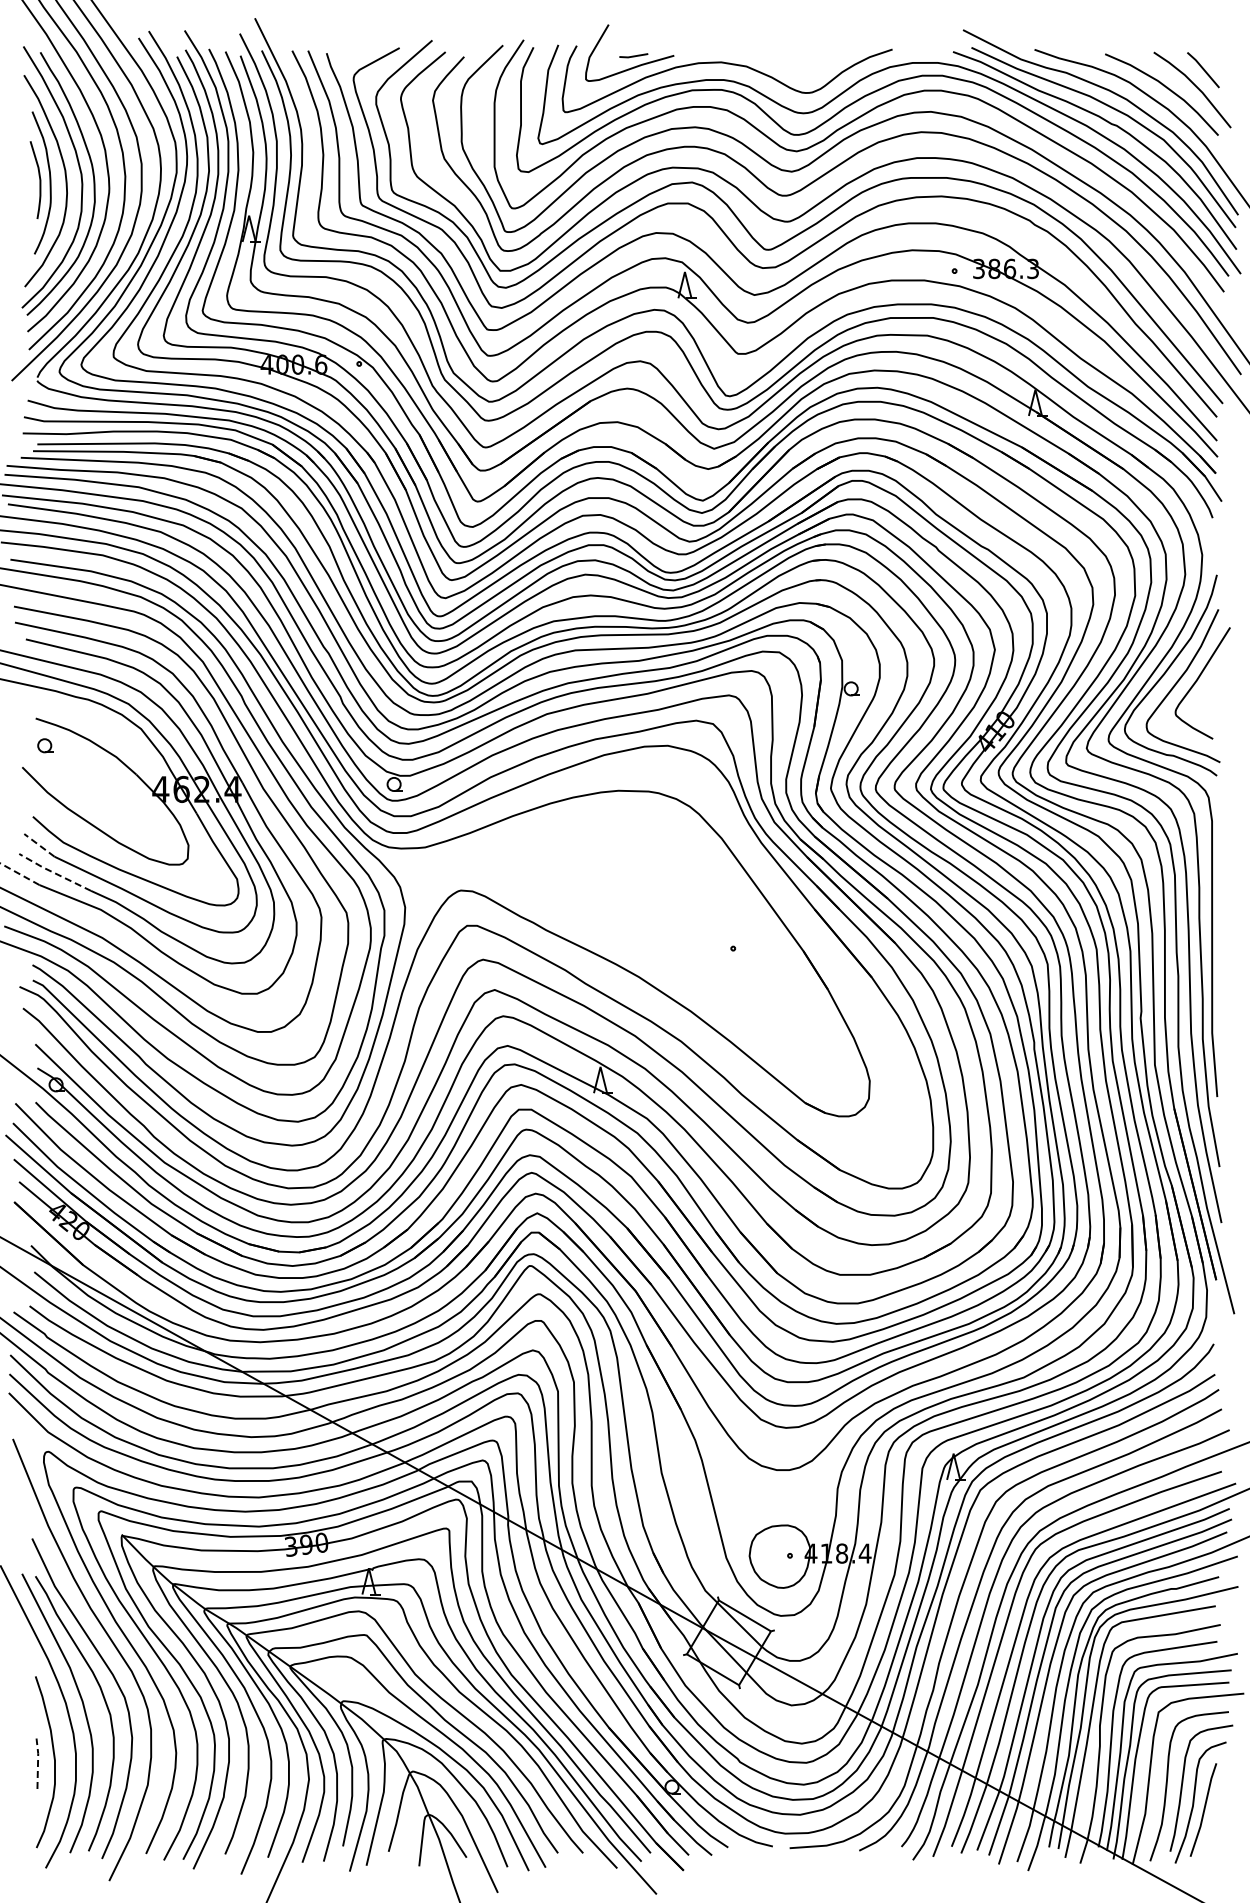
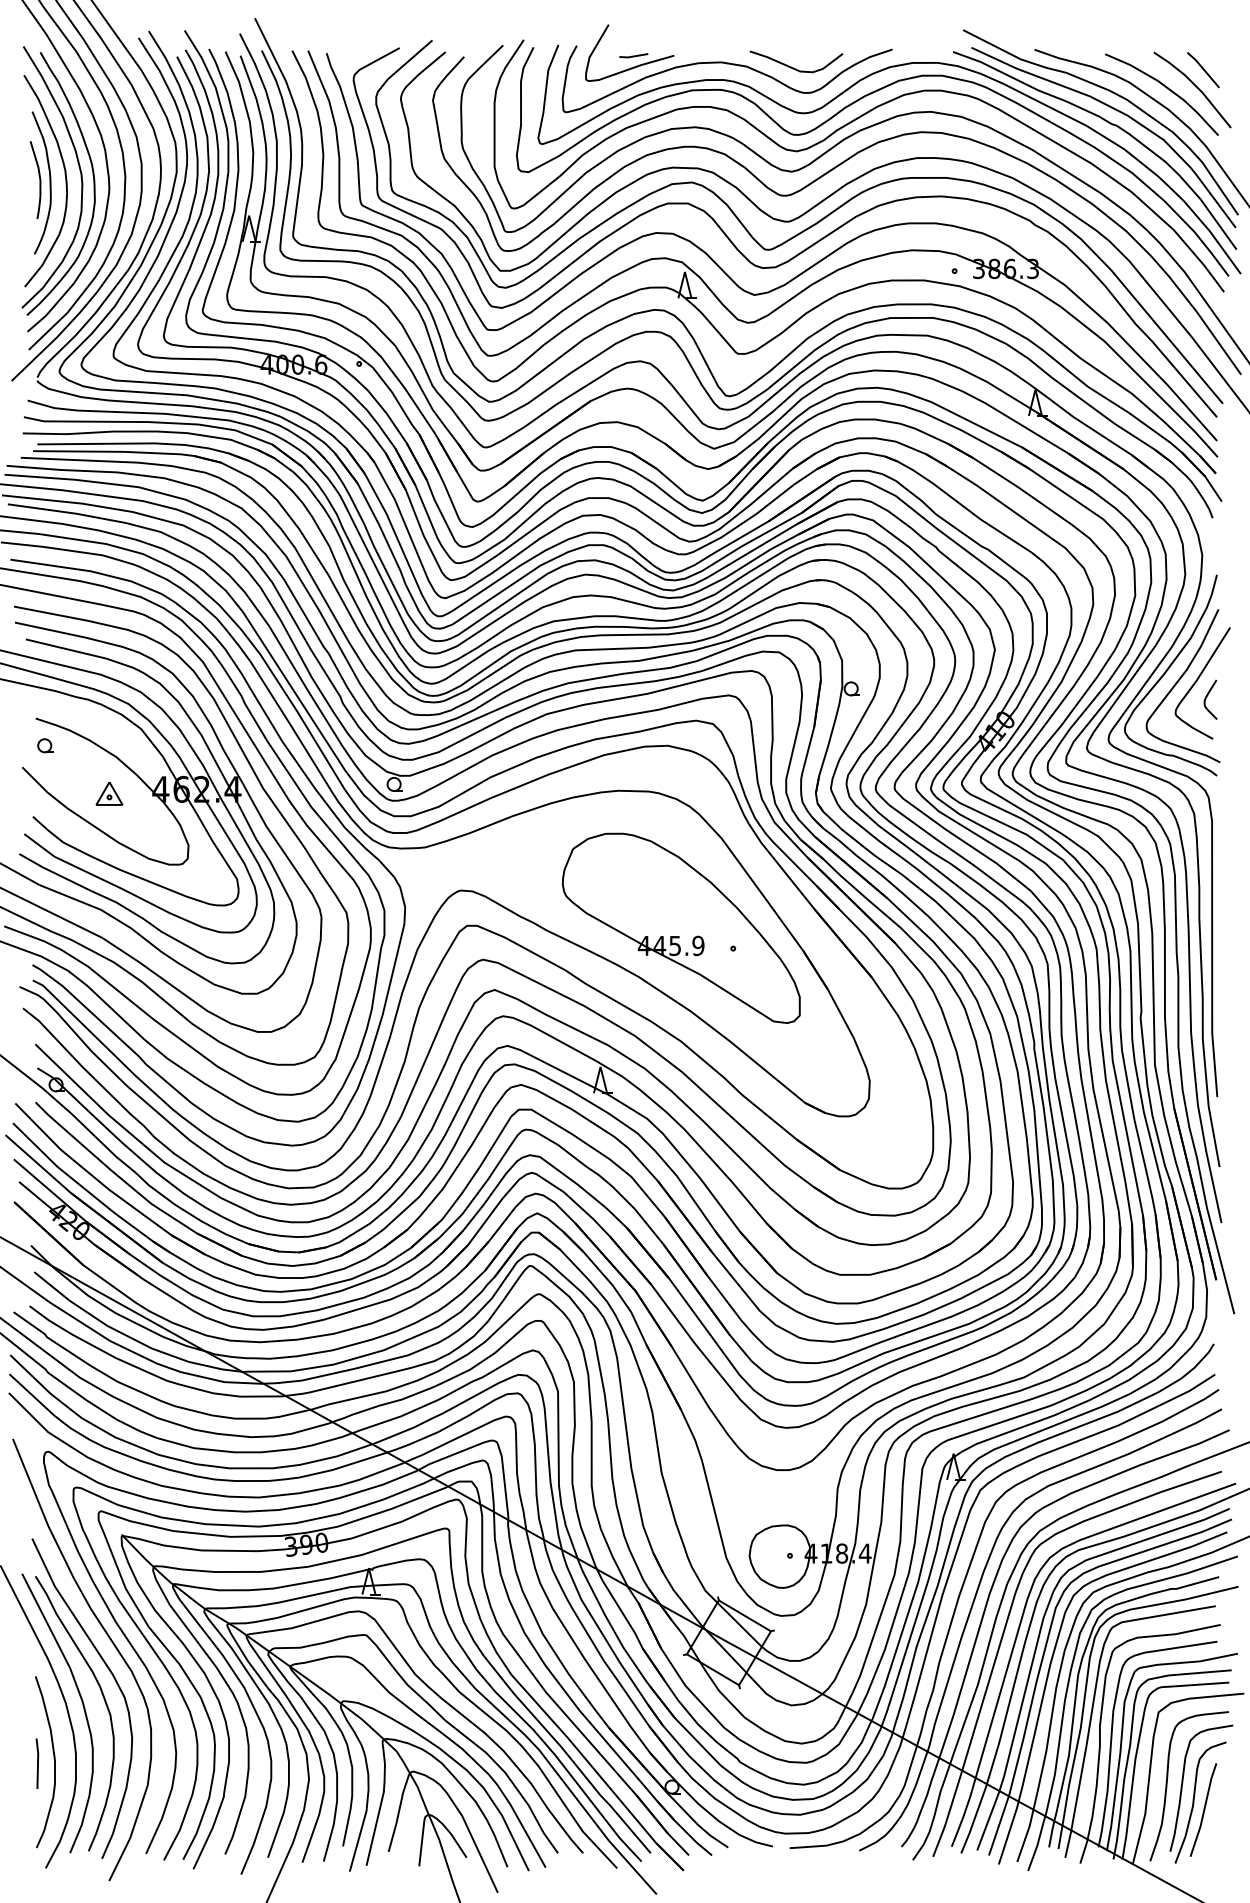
curve: none -> present (793, 67)
curve: none -> present (1207, 697)
part: none -> present (109, 793)
line: dashed -> solid (39, 845)
line: dashed -> solid (53, 872)
line: dashed -> solid (19, 873)
part: none -> present (680, 927)
line: dashed -> solid (38, 1762)
